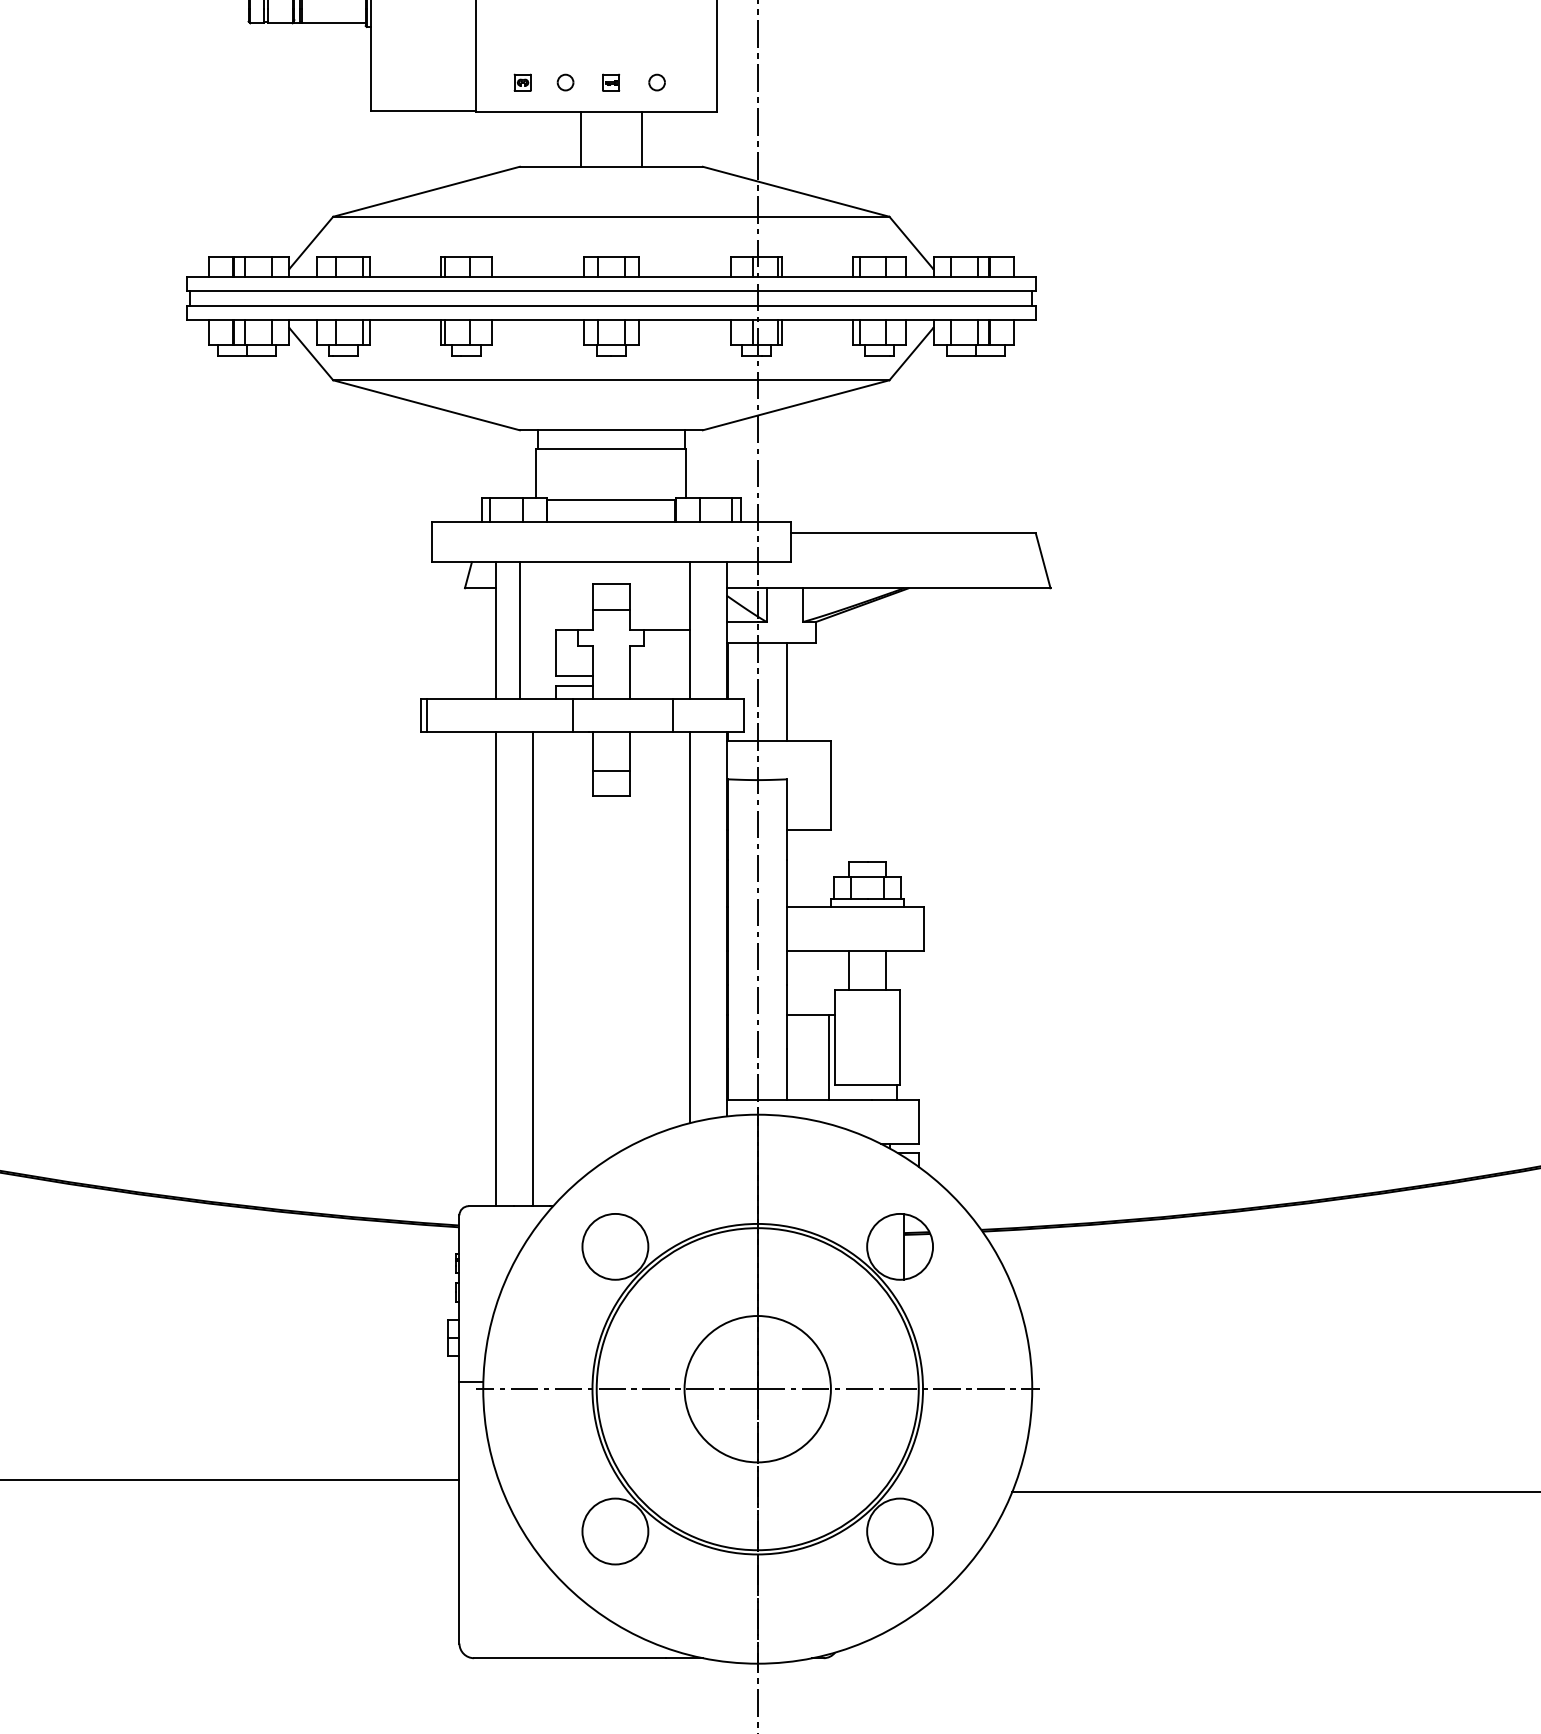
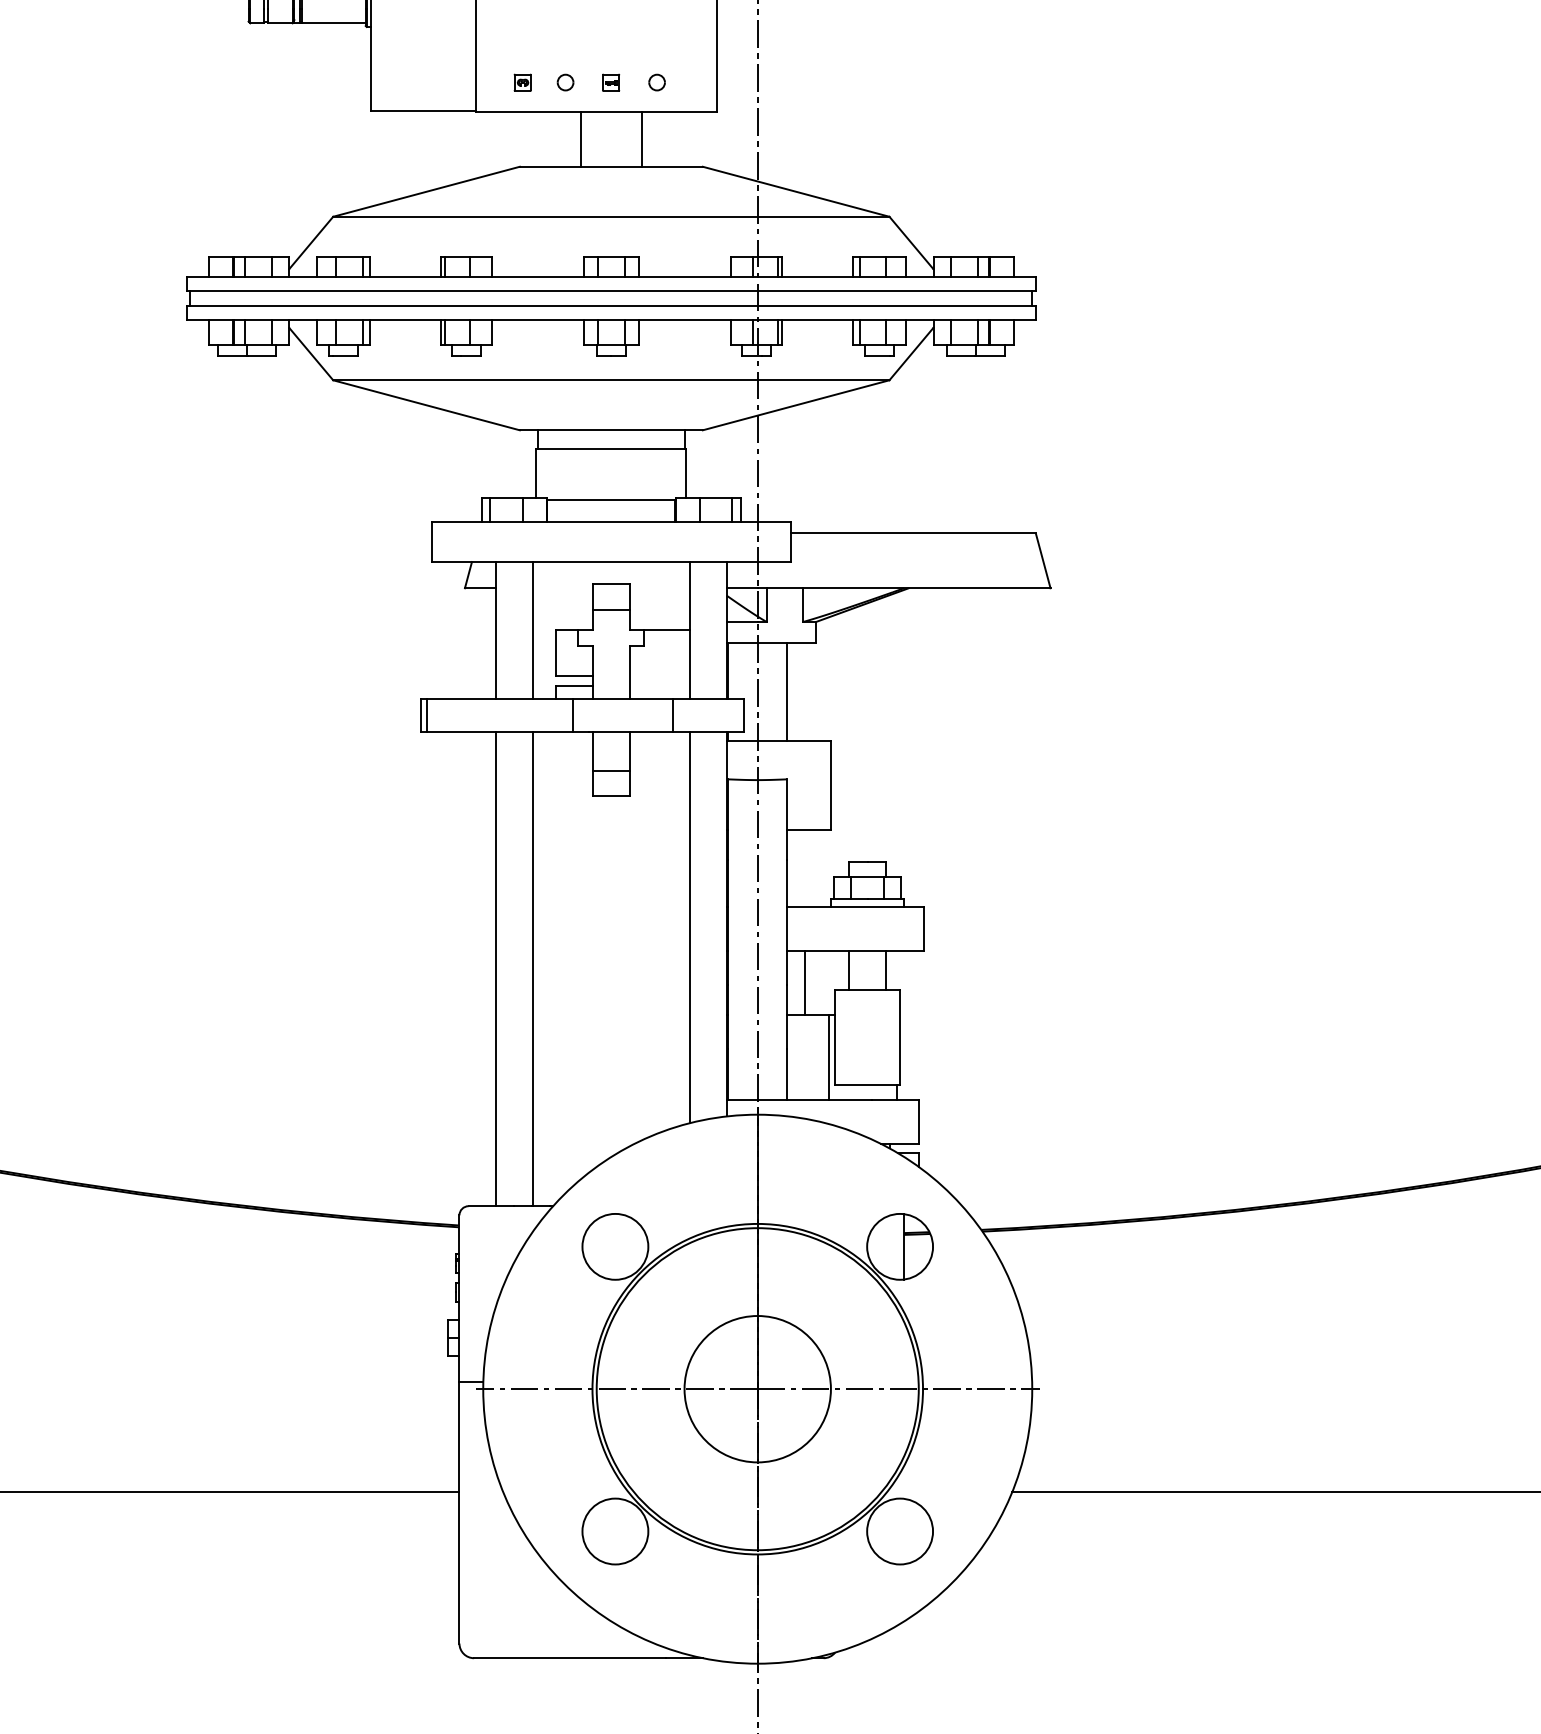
line position: (519, 630) -> (532, 630) (532, 630)
line: none -> present (805, 982)
line position: (230, 1479) -> (230, 1491) (230, 1491)
